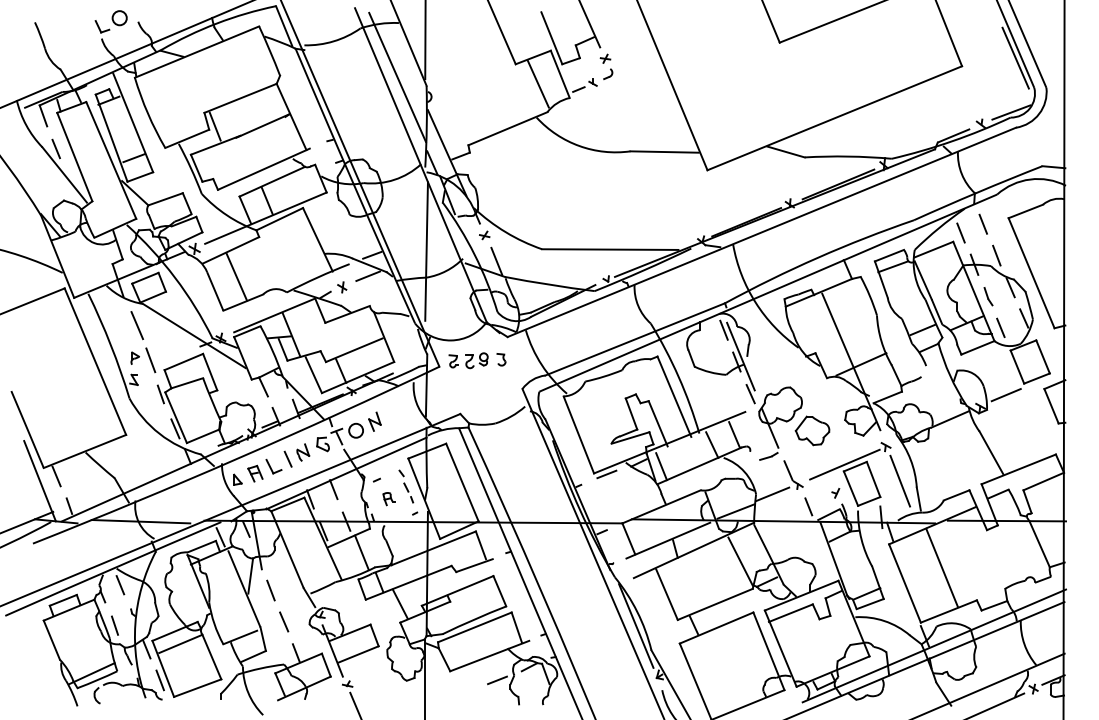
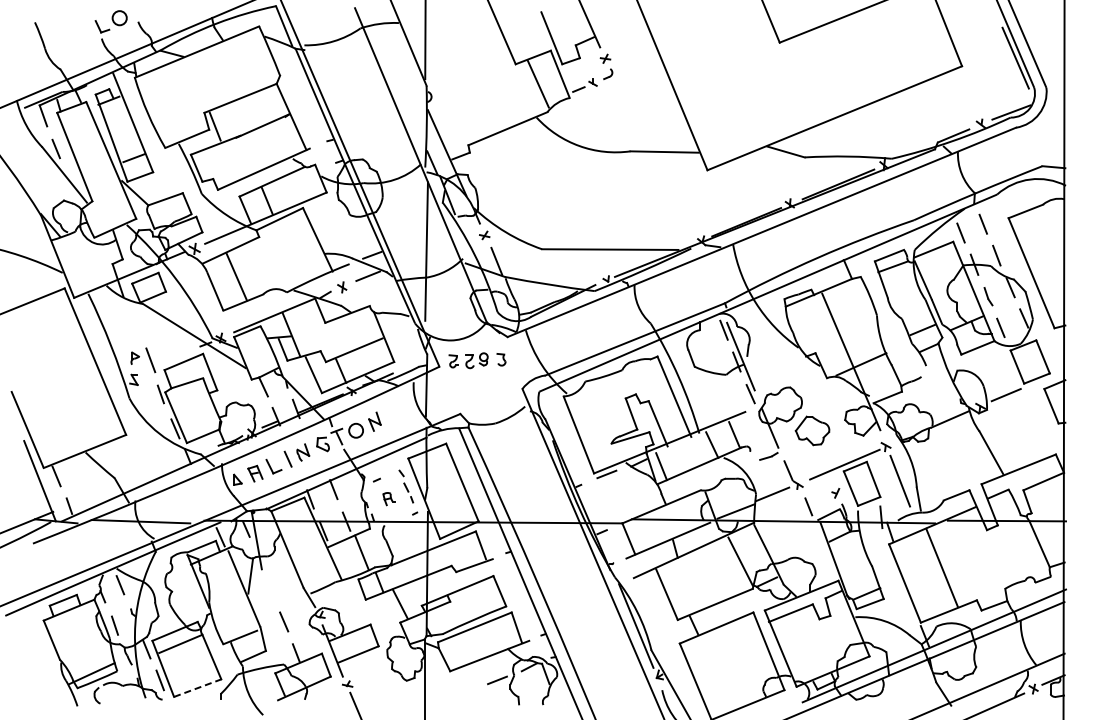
line: present -> none (397, 76)
line: present -> none (137, 325)
line: present -> none (270, 590)
line: solid -> dashed (198, 687)
